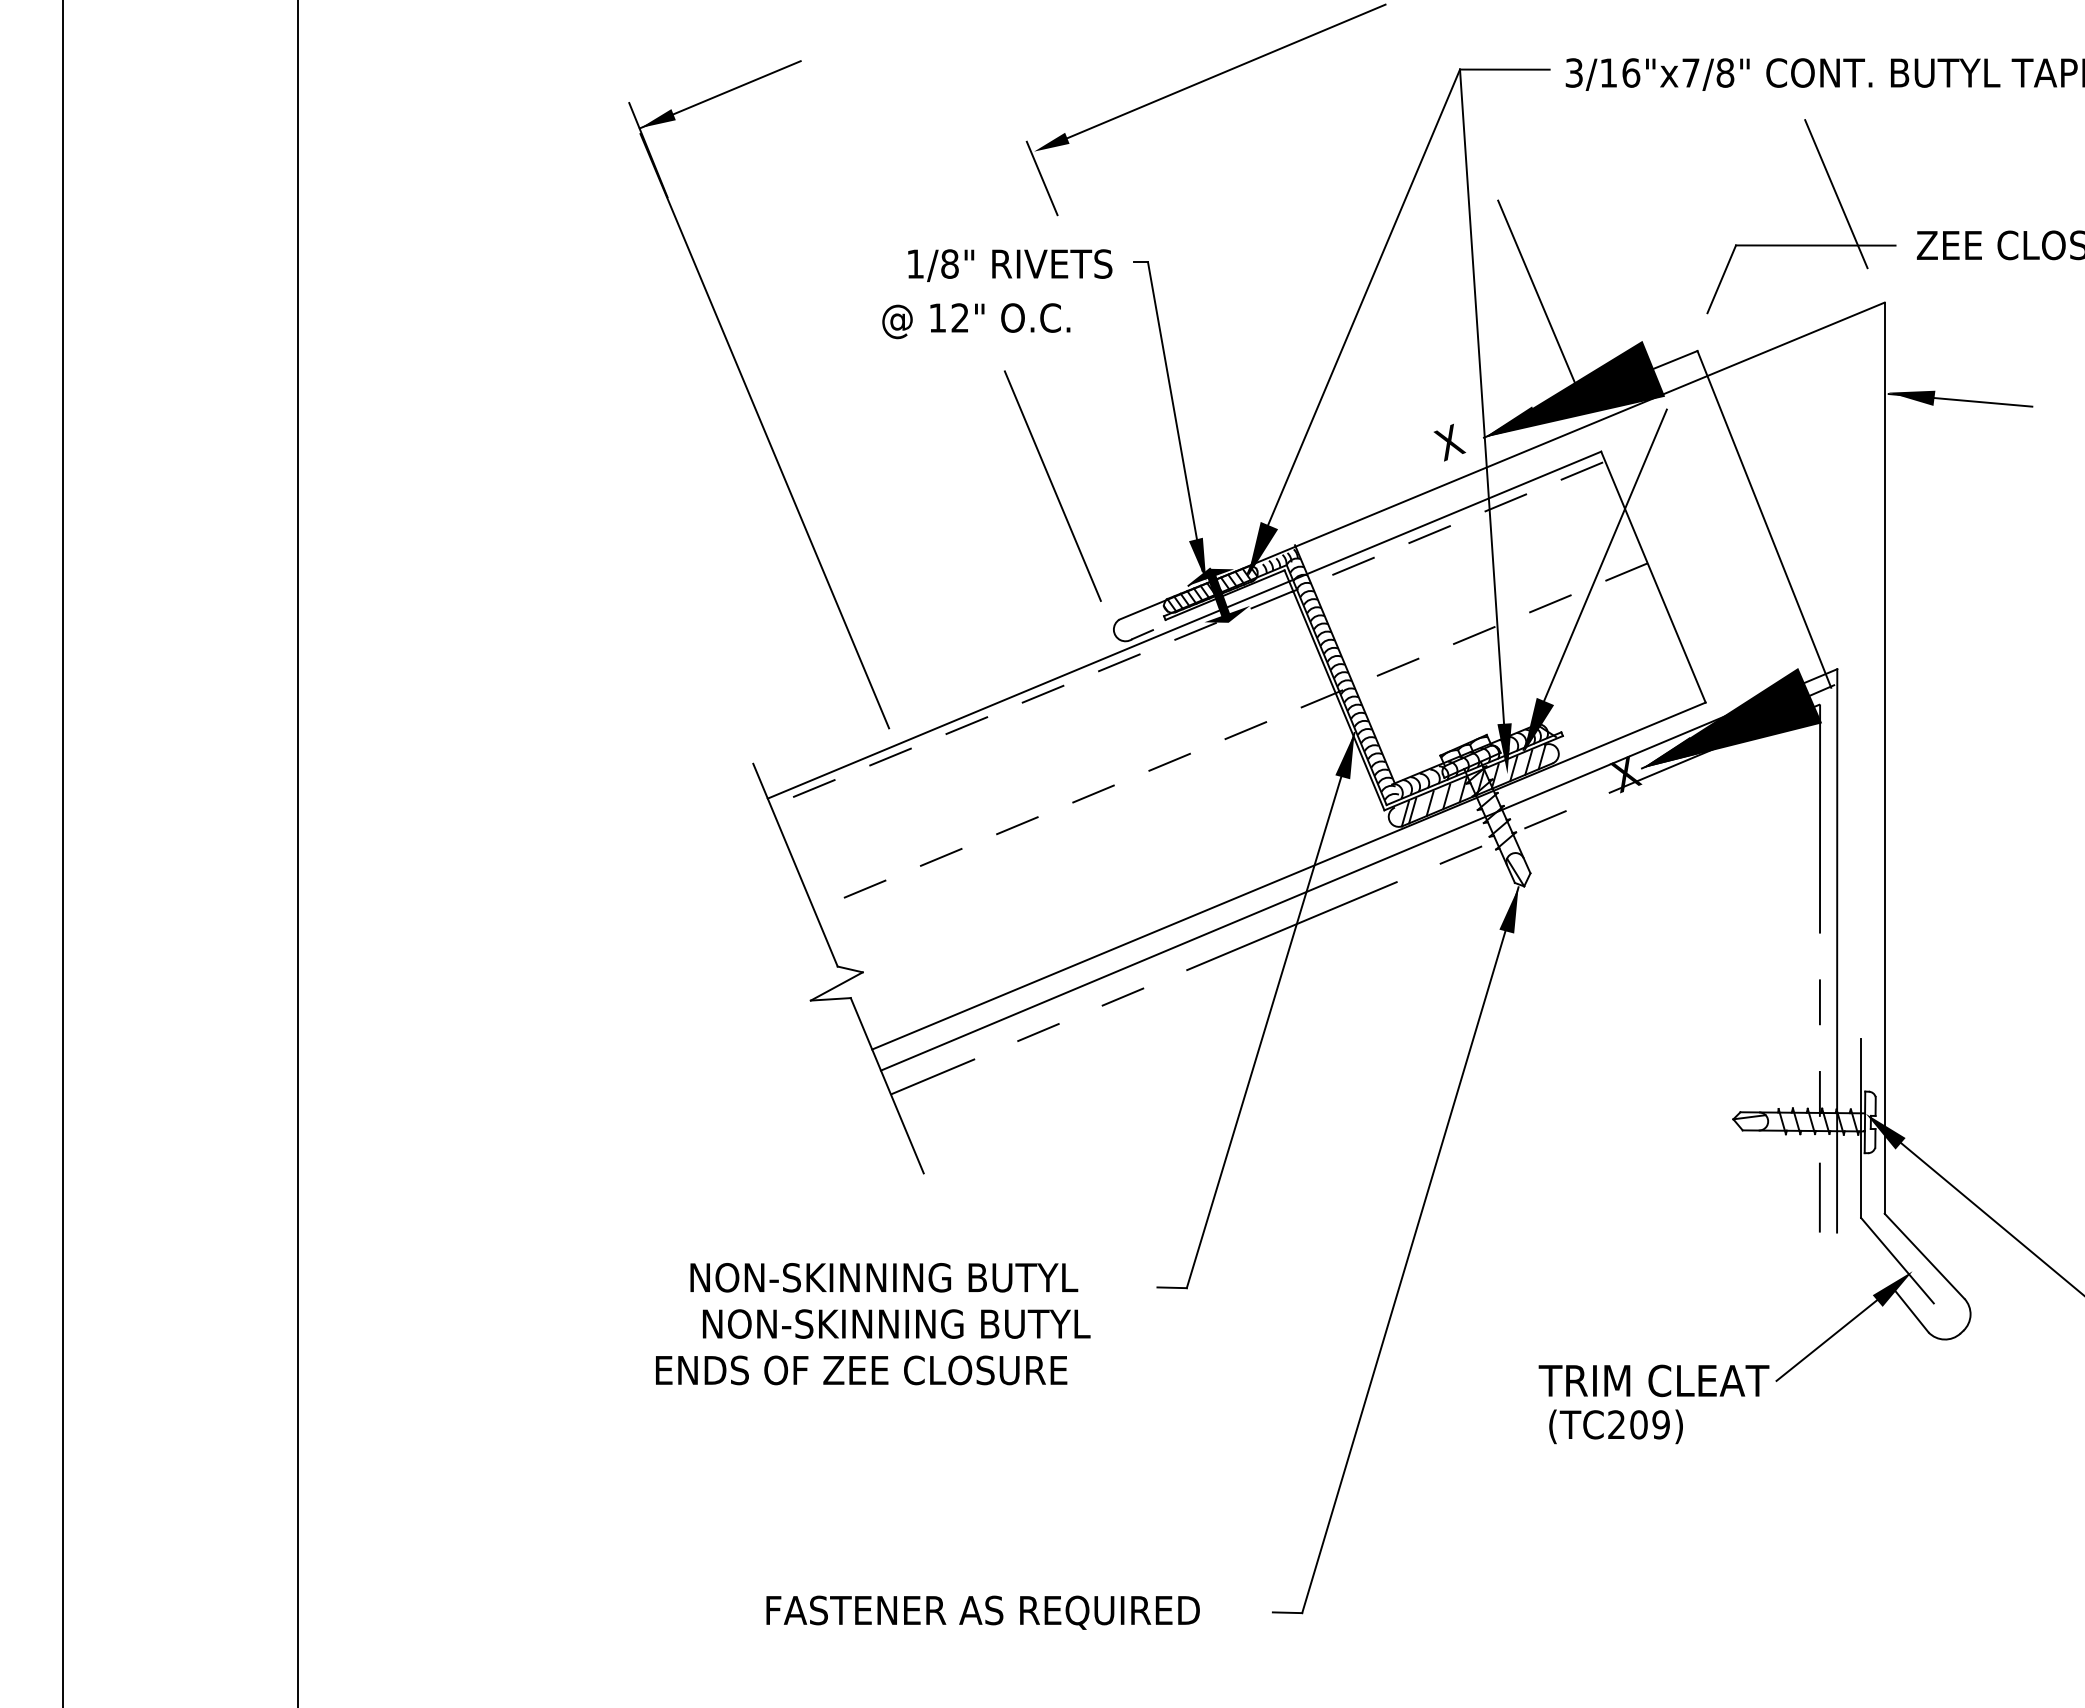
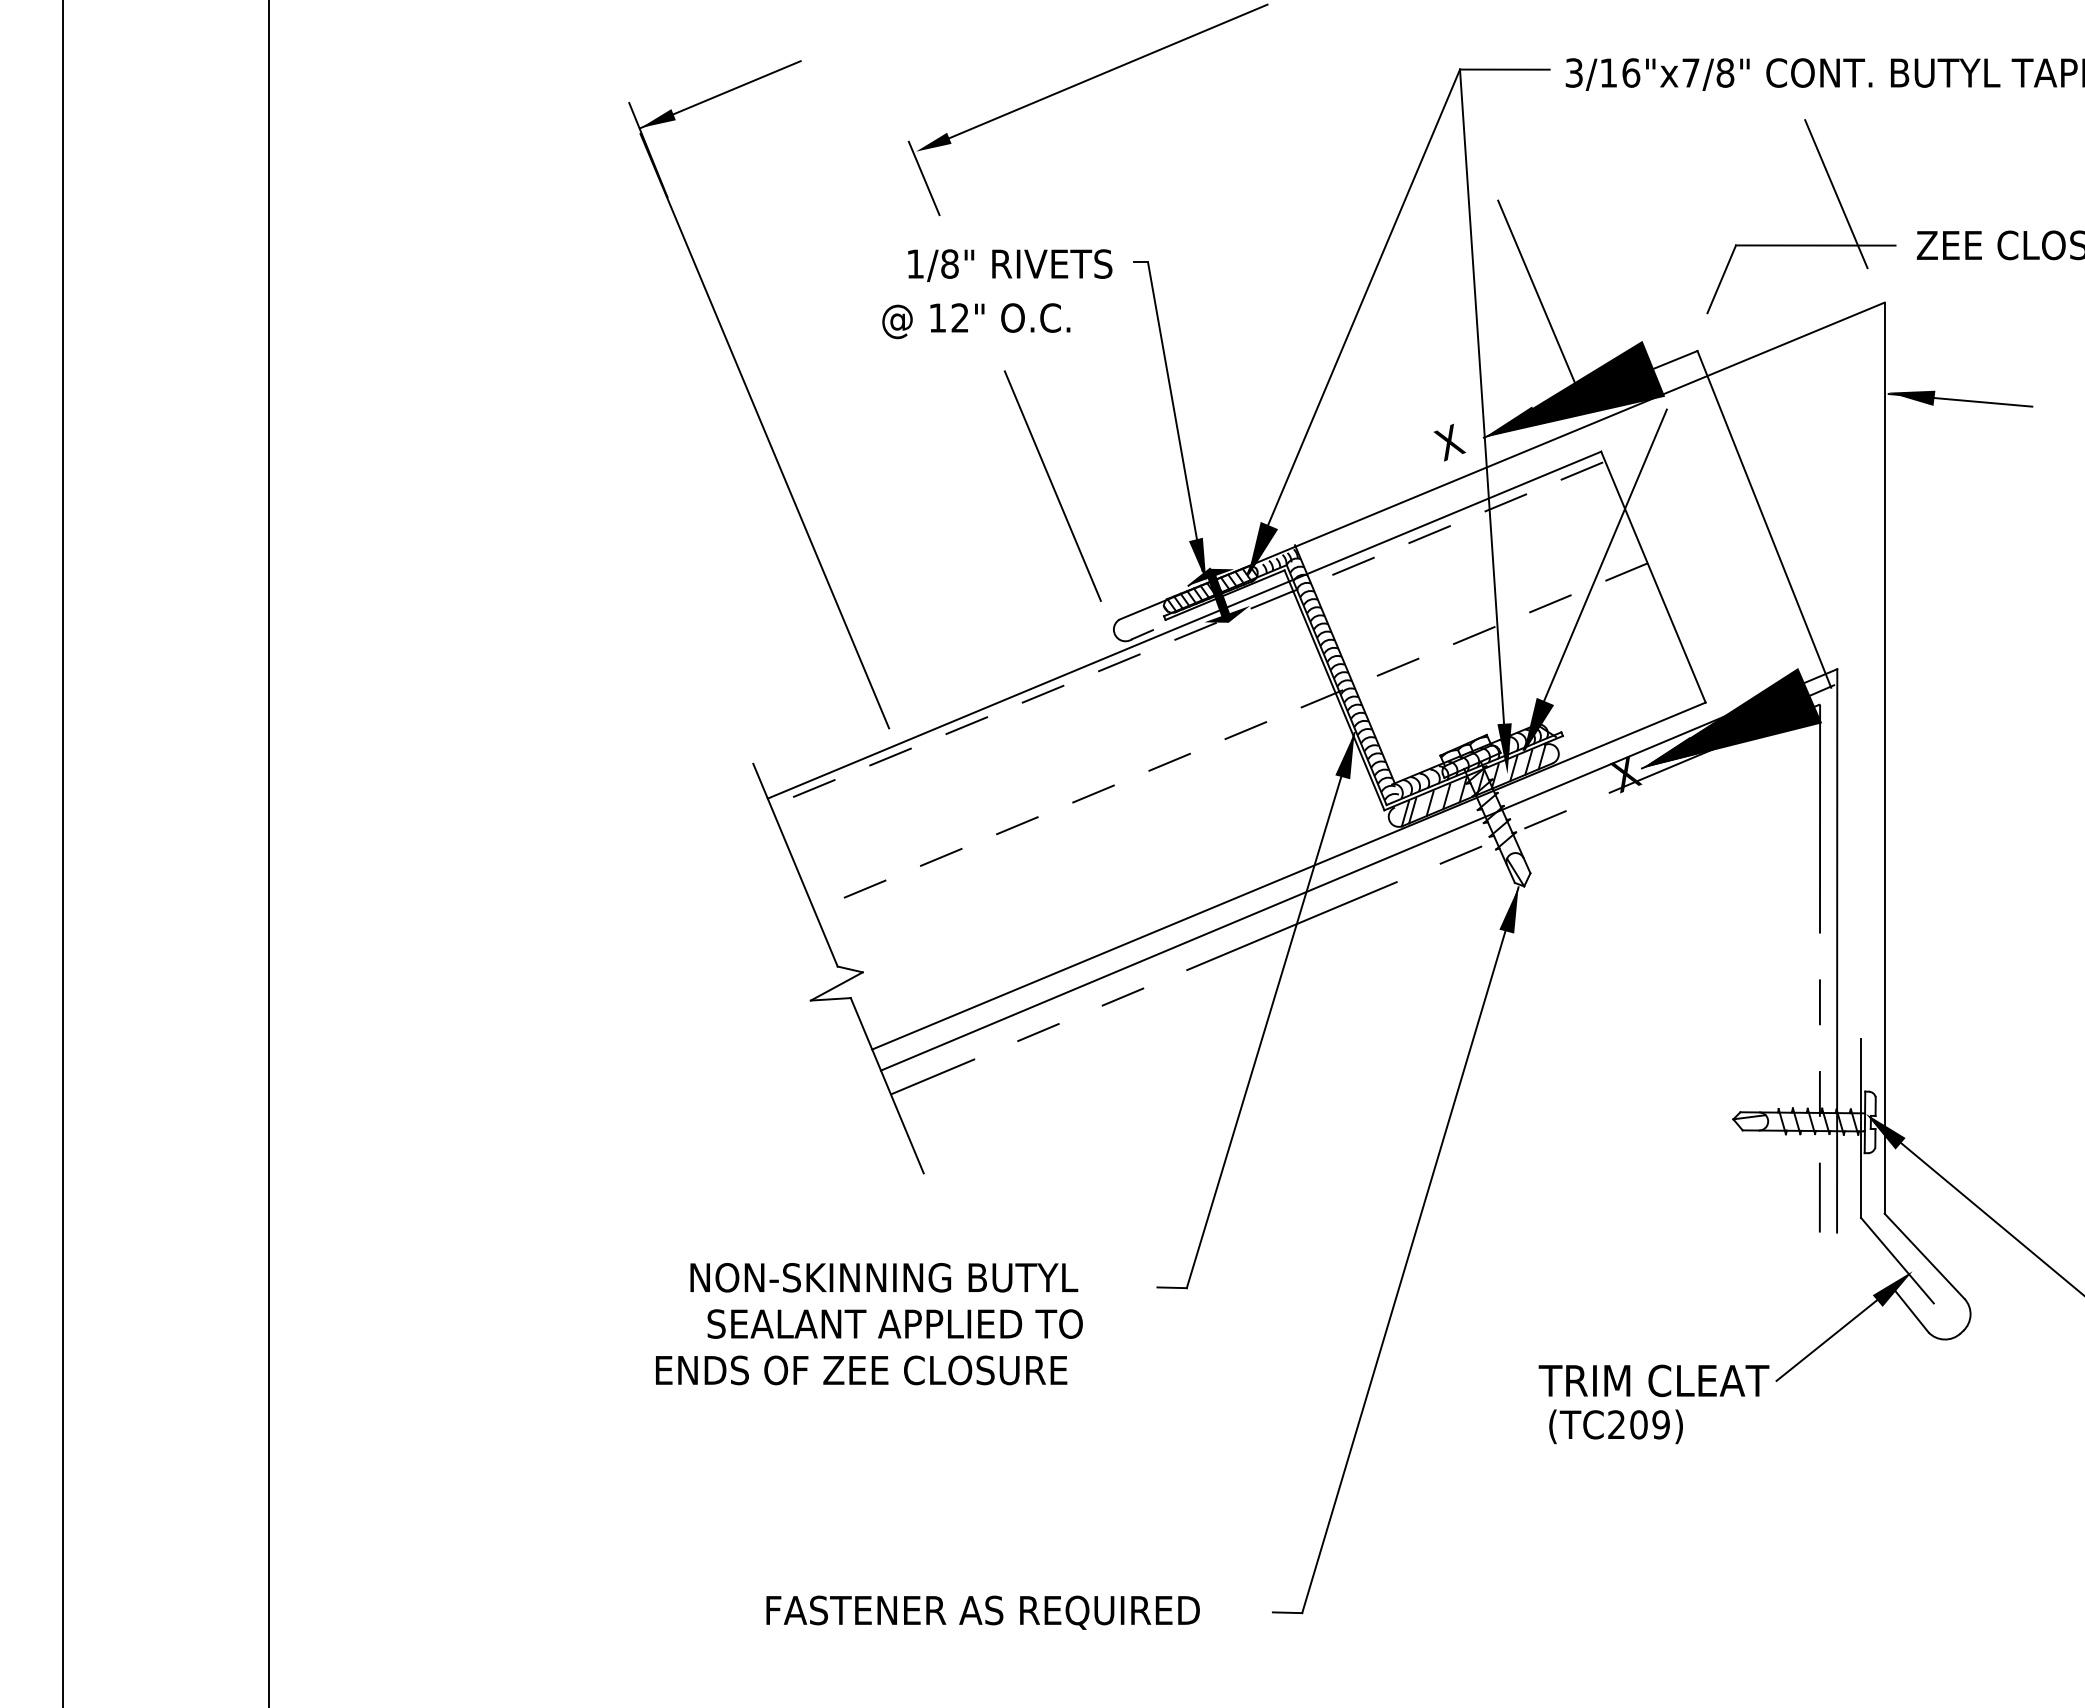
part position: (1193, 86) -> (1075, 86) (1075, 86)
line position: (297, 853) -> (268, 853) (268, 853)
text: NON-SKINNING BUTYL -> SEALANT APPLIED TO (896, 1323)
